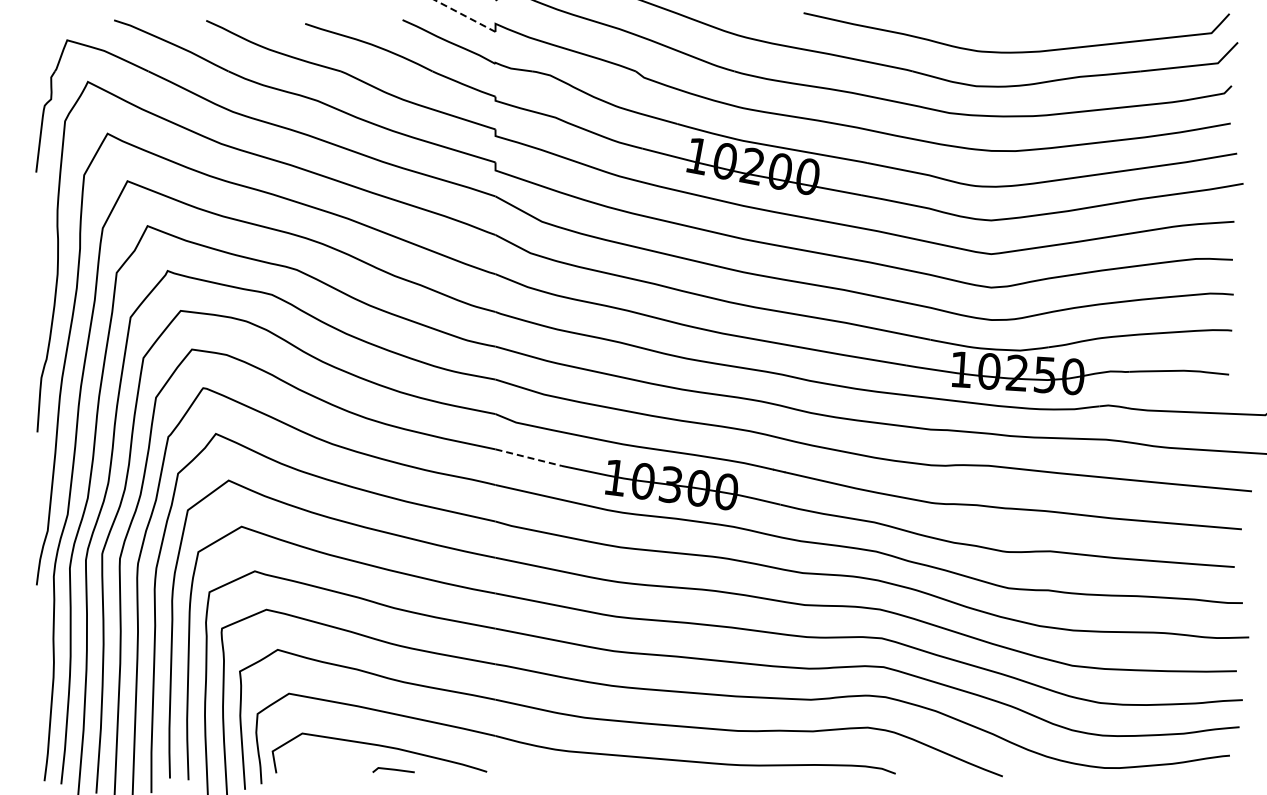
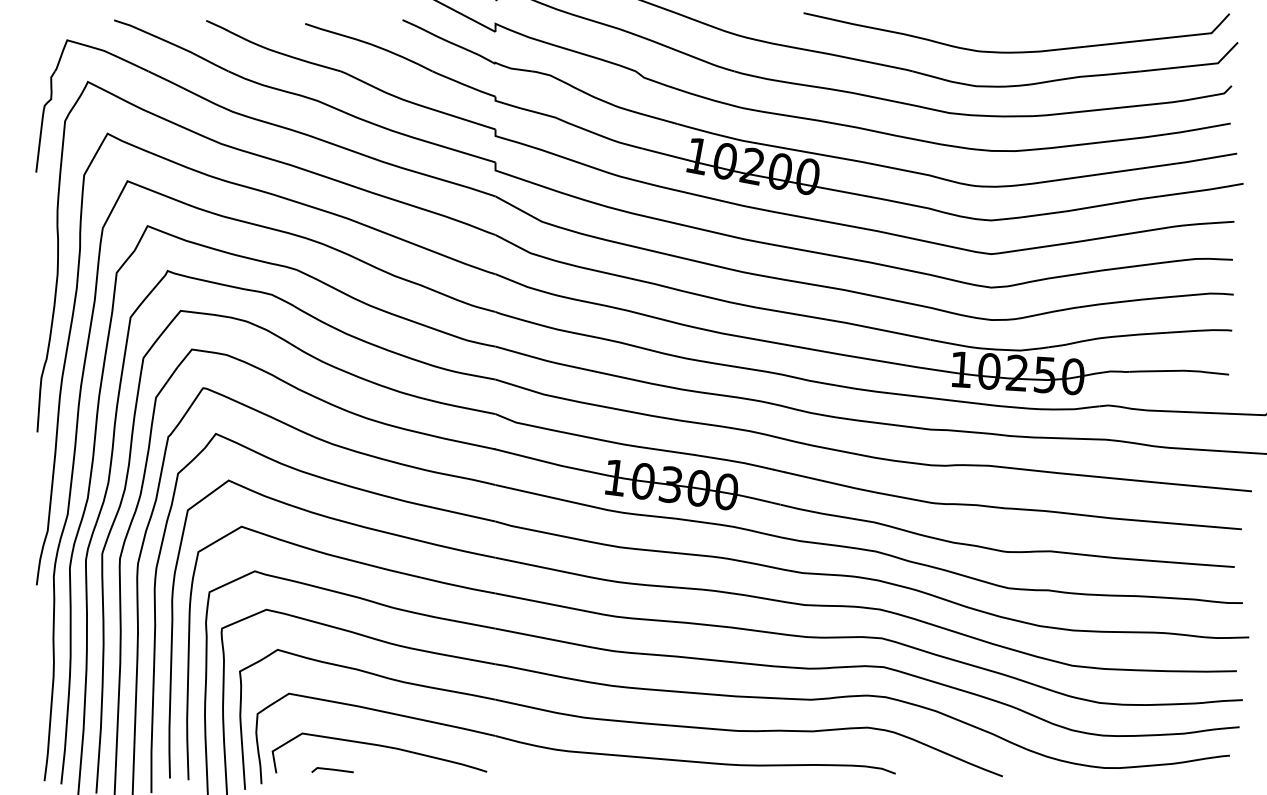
line: dashed -> solid (465, 16)
line: dashed -> solid (529, 457)
line position: (393, 770) -> (332, 770) (332, 770)
